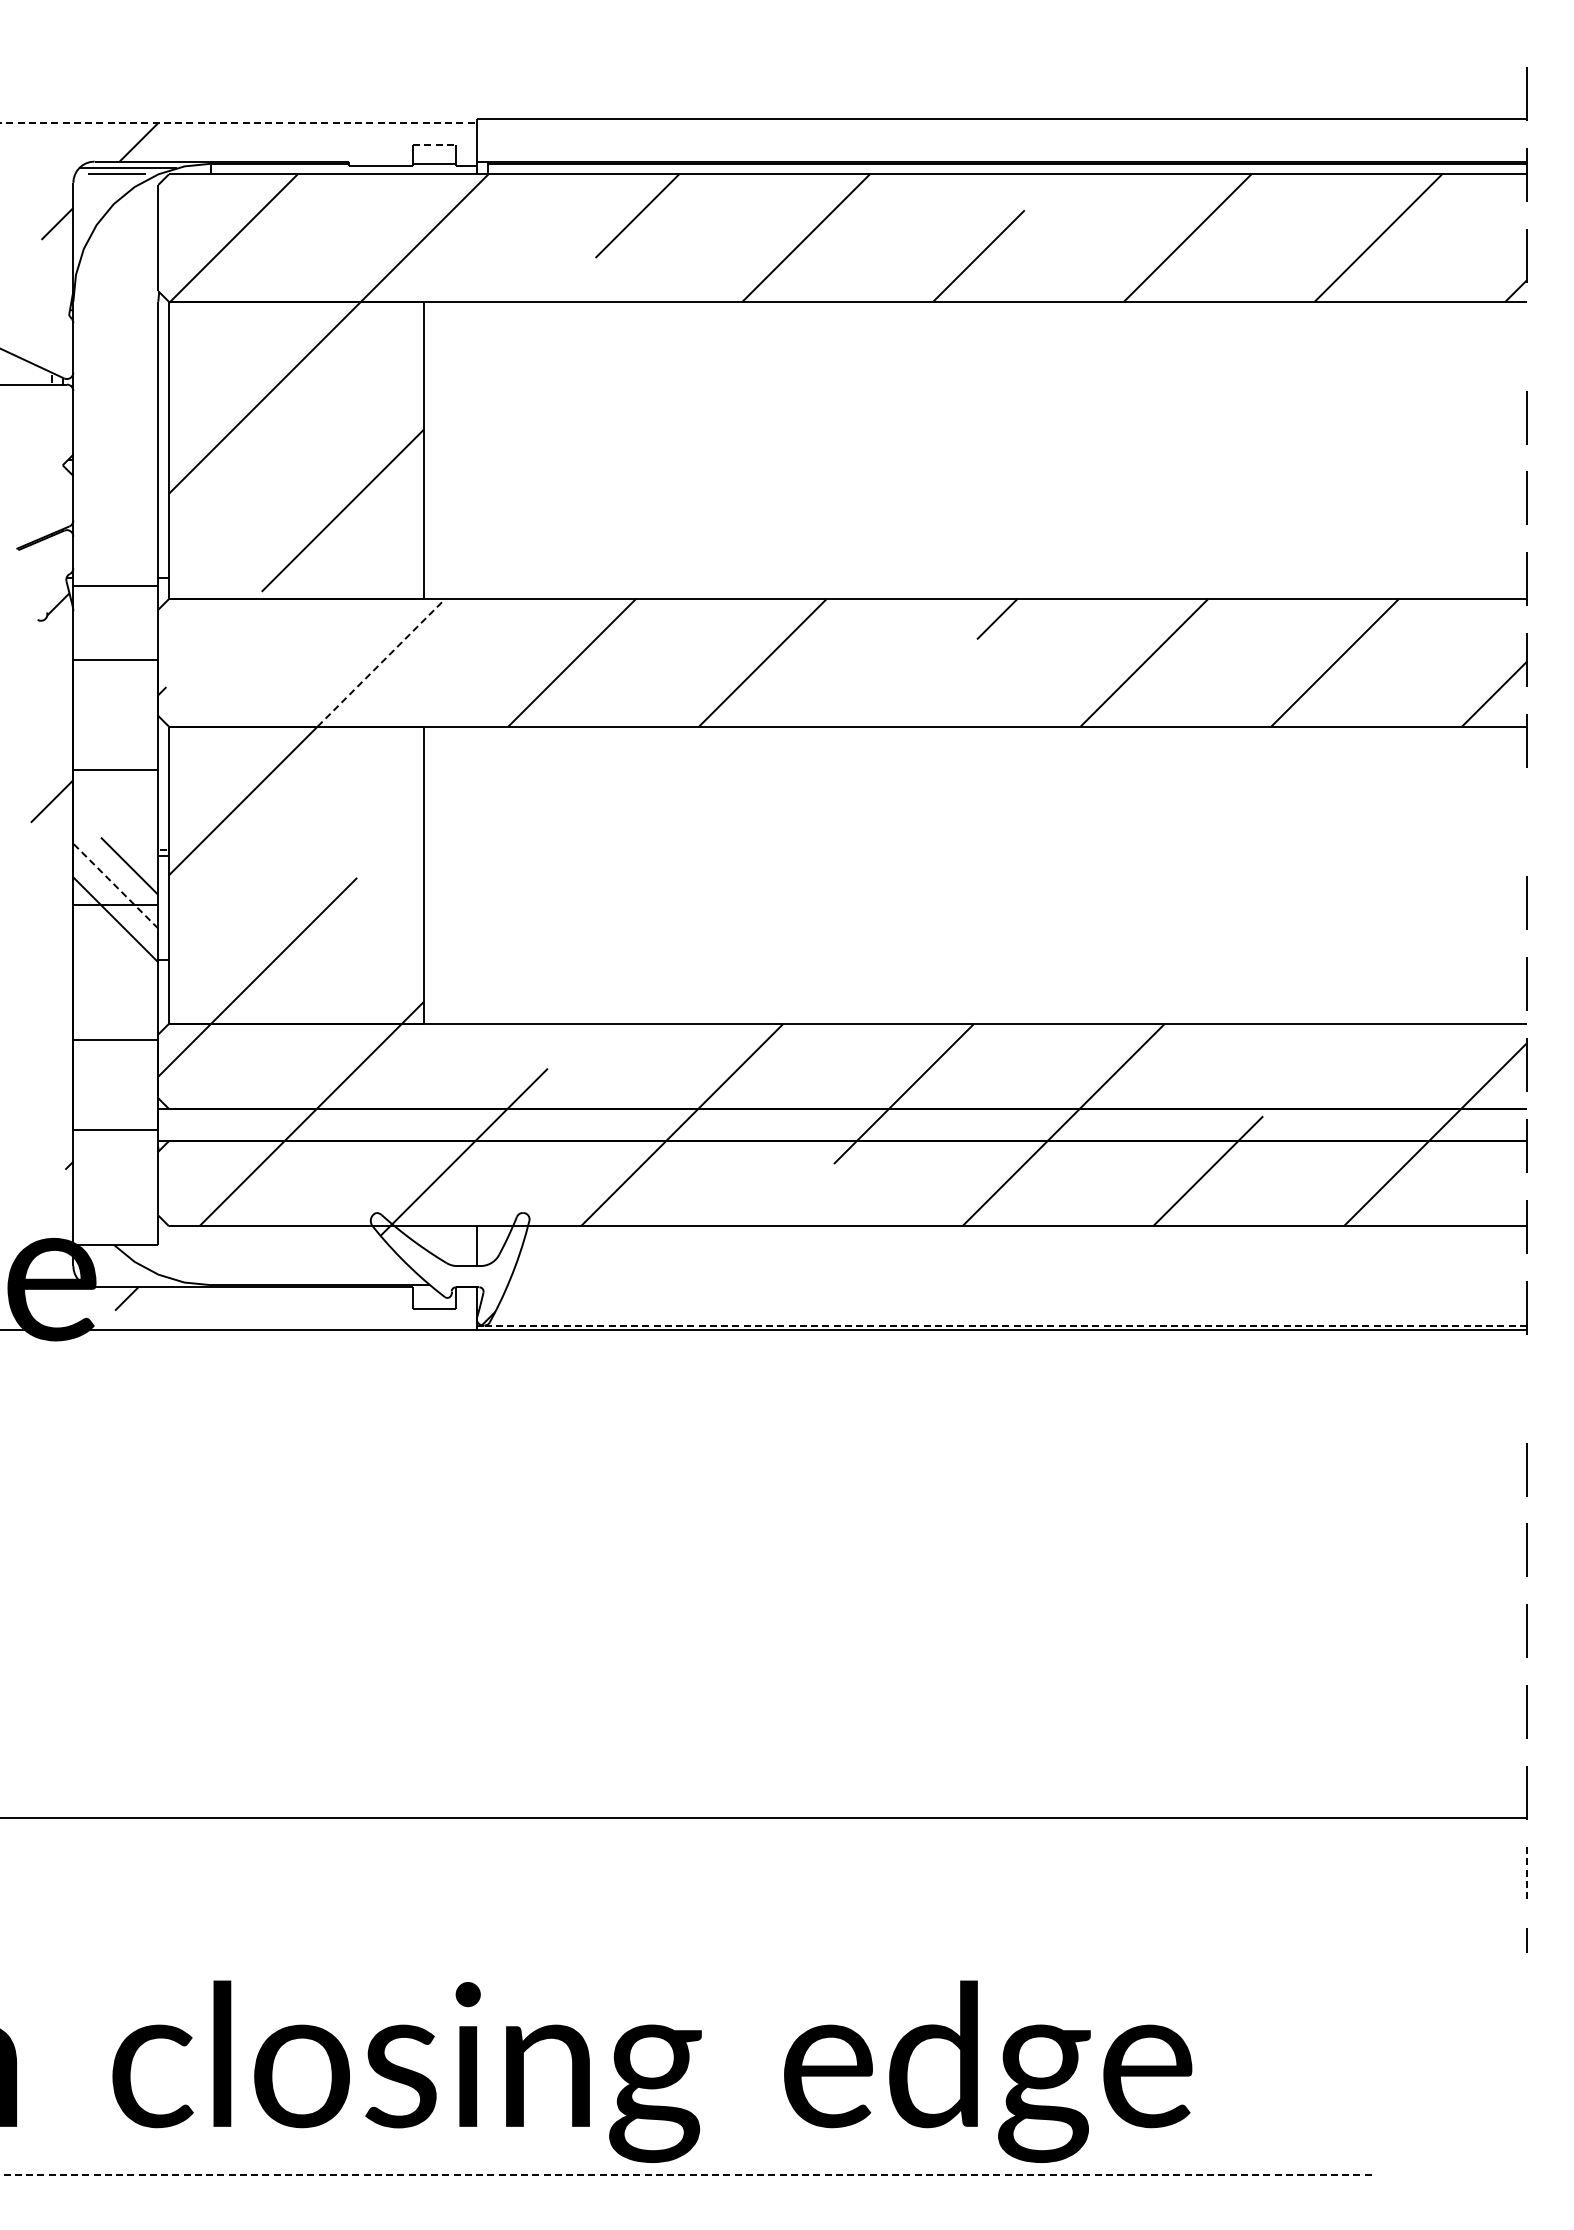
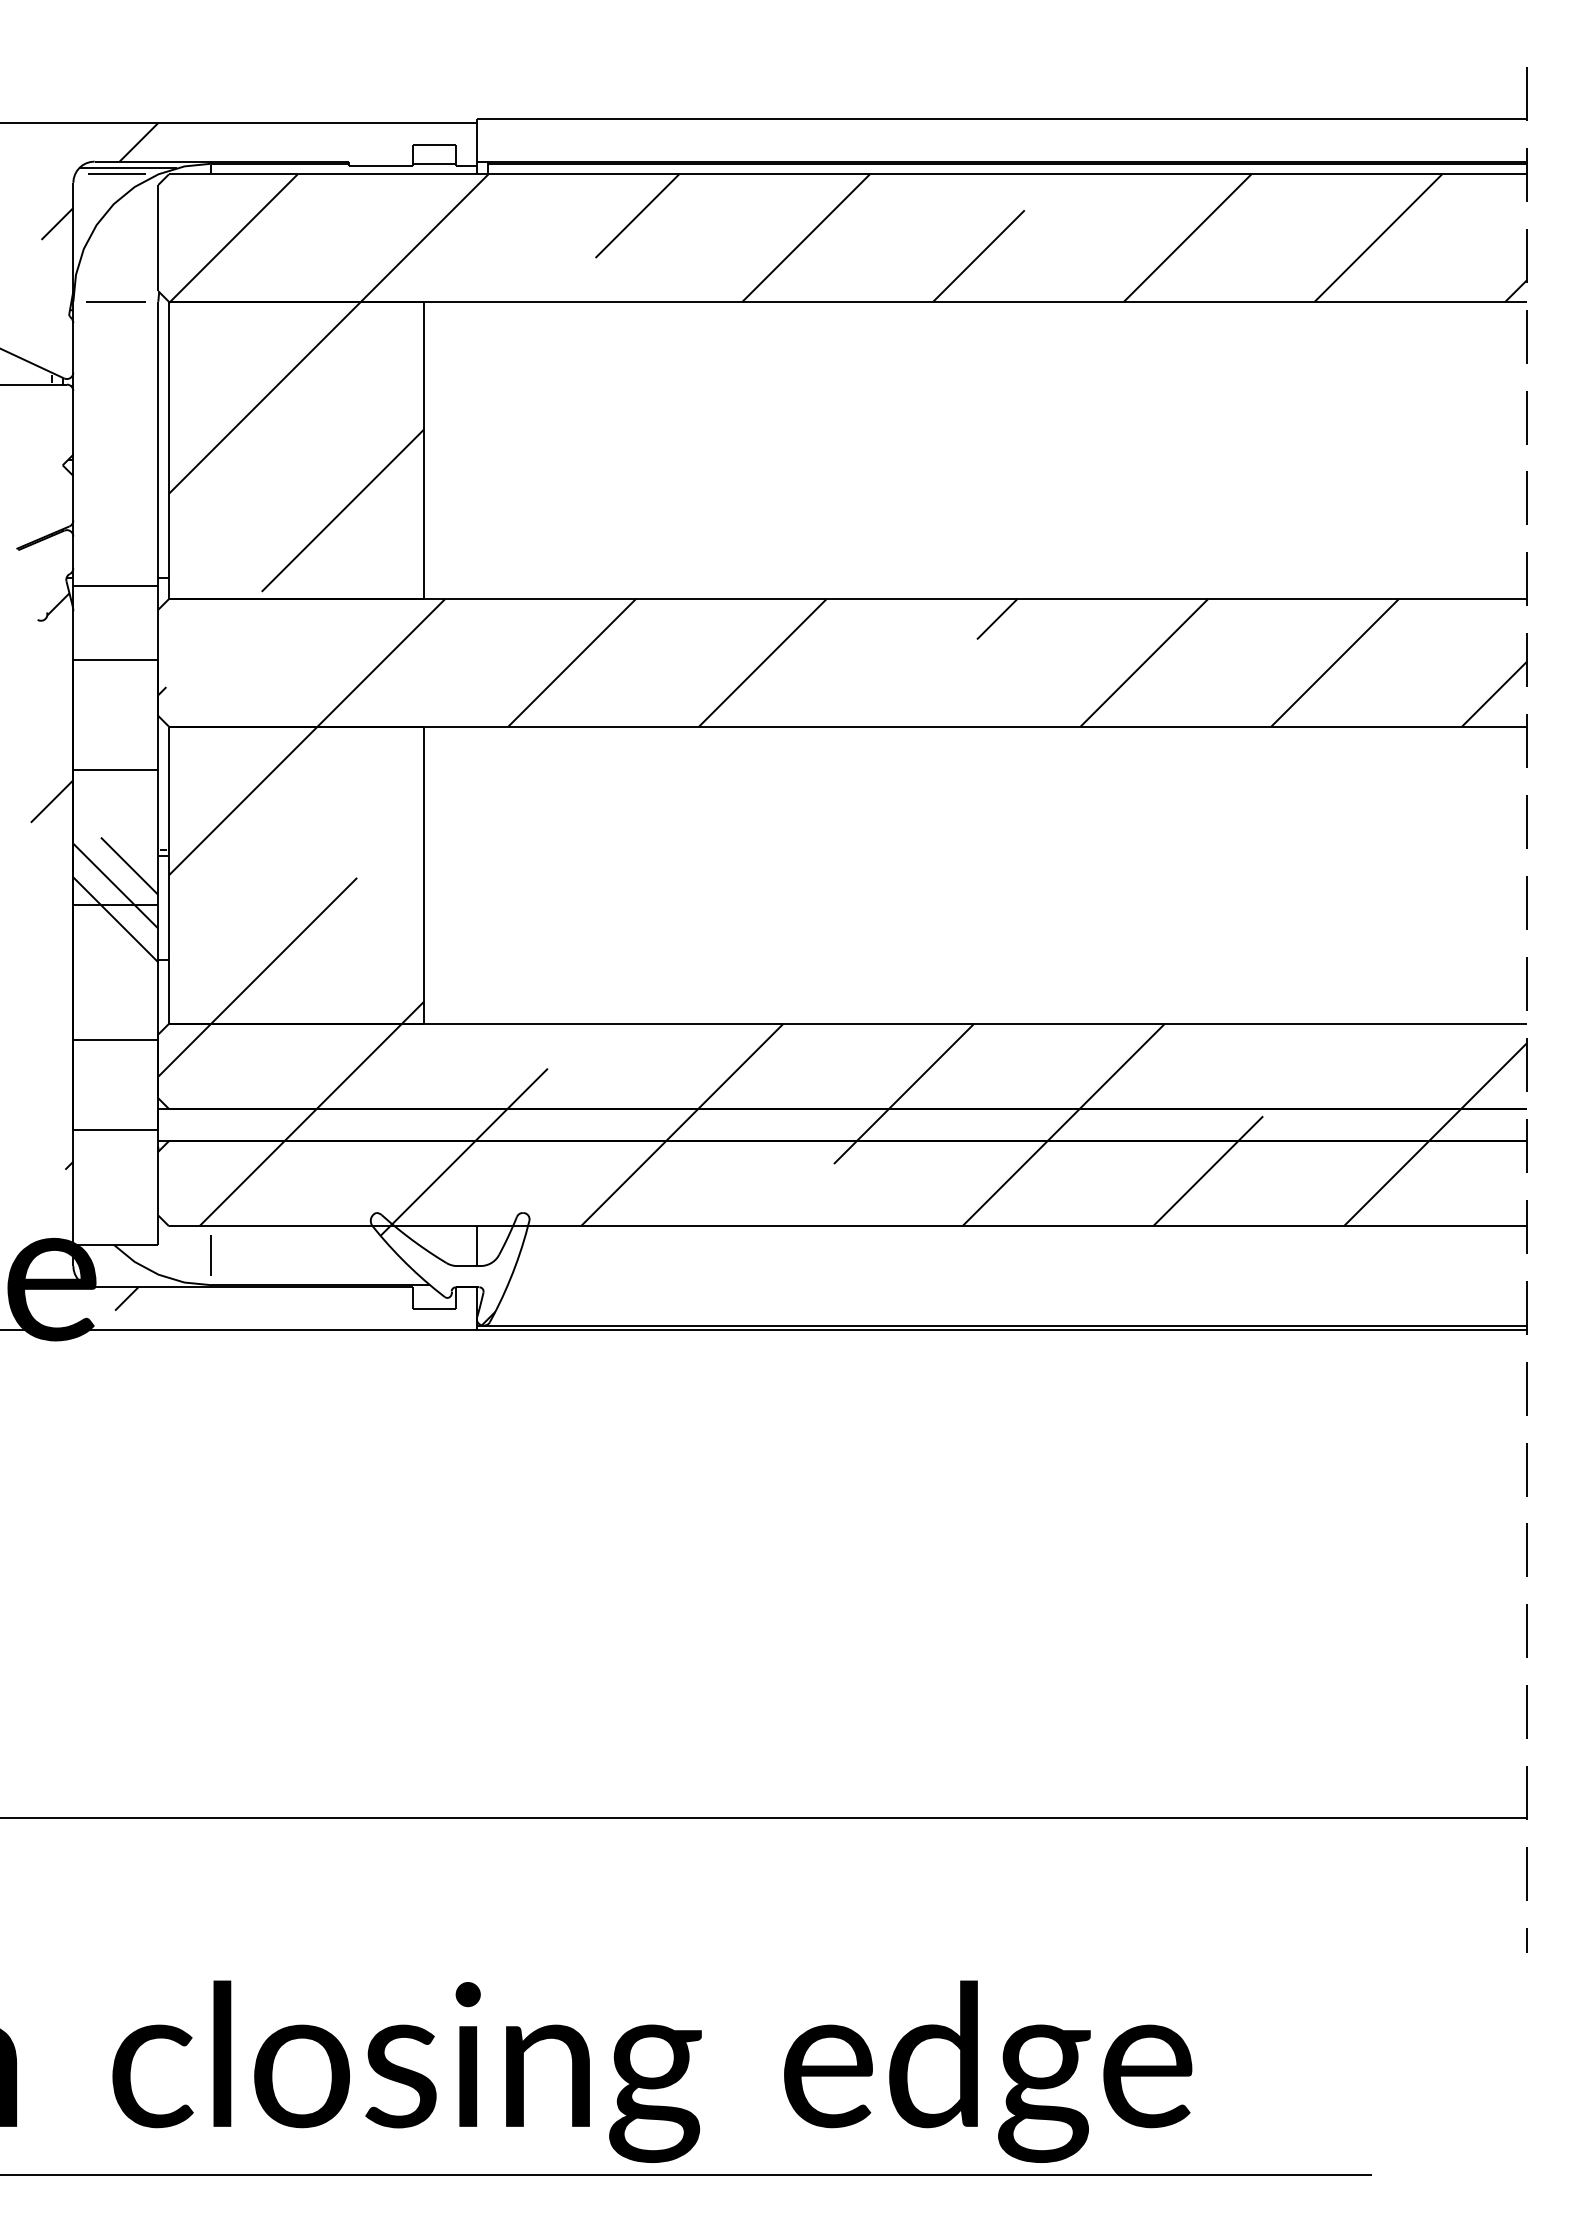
line: dashed -> solid (239, 123)
line: dashed -> solid (434, 144)
line: none -> present (115, 301)
line: none -> present (1526, 336)
line: dashed -> solid (381, 662)
line: none -> present (1526, 821)
line: dashed -> solid (115, 885)
line: none -> present (210, 1255)
line: dashed -> solid (1005, 1325)
line: none -> present (1526, 1388)
line: dashed -> solid (1526, 1874)
line: dashed -> solid (685, 2175)
